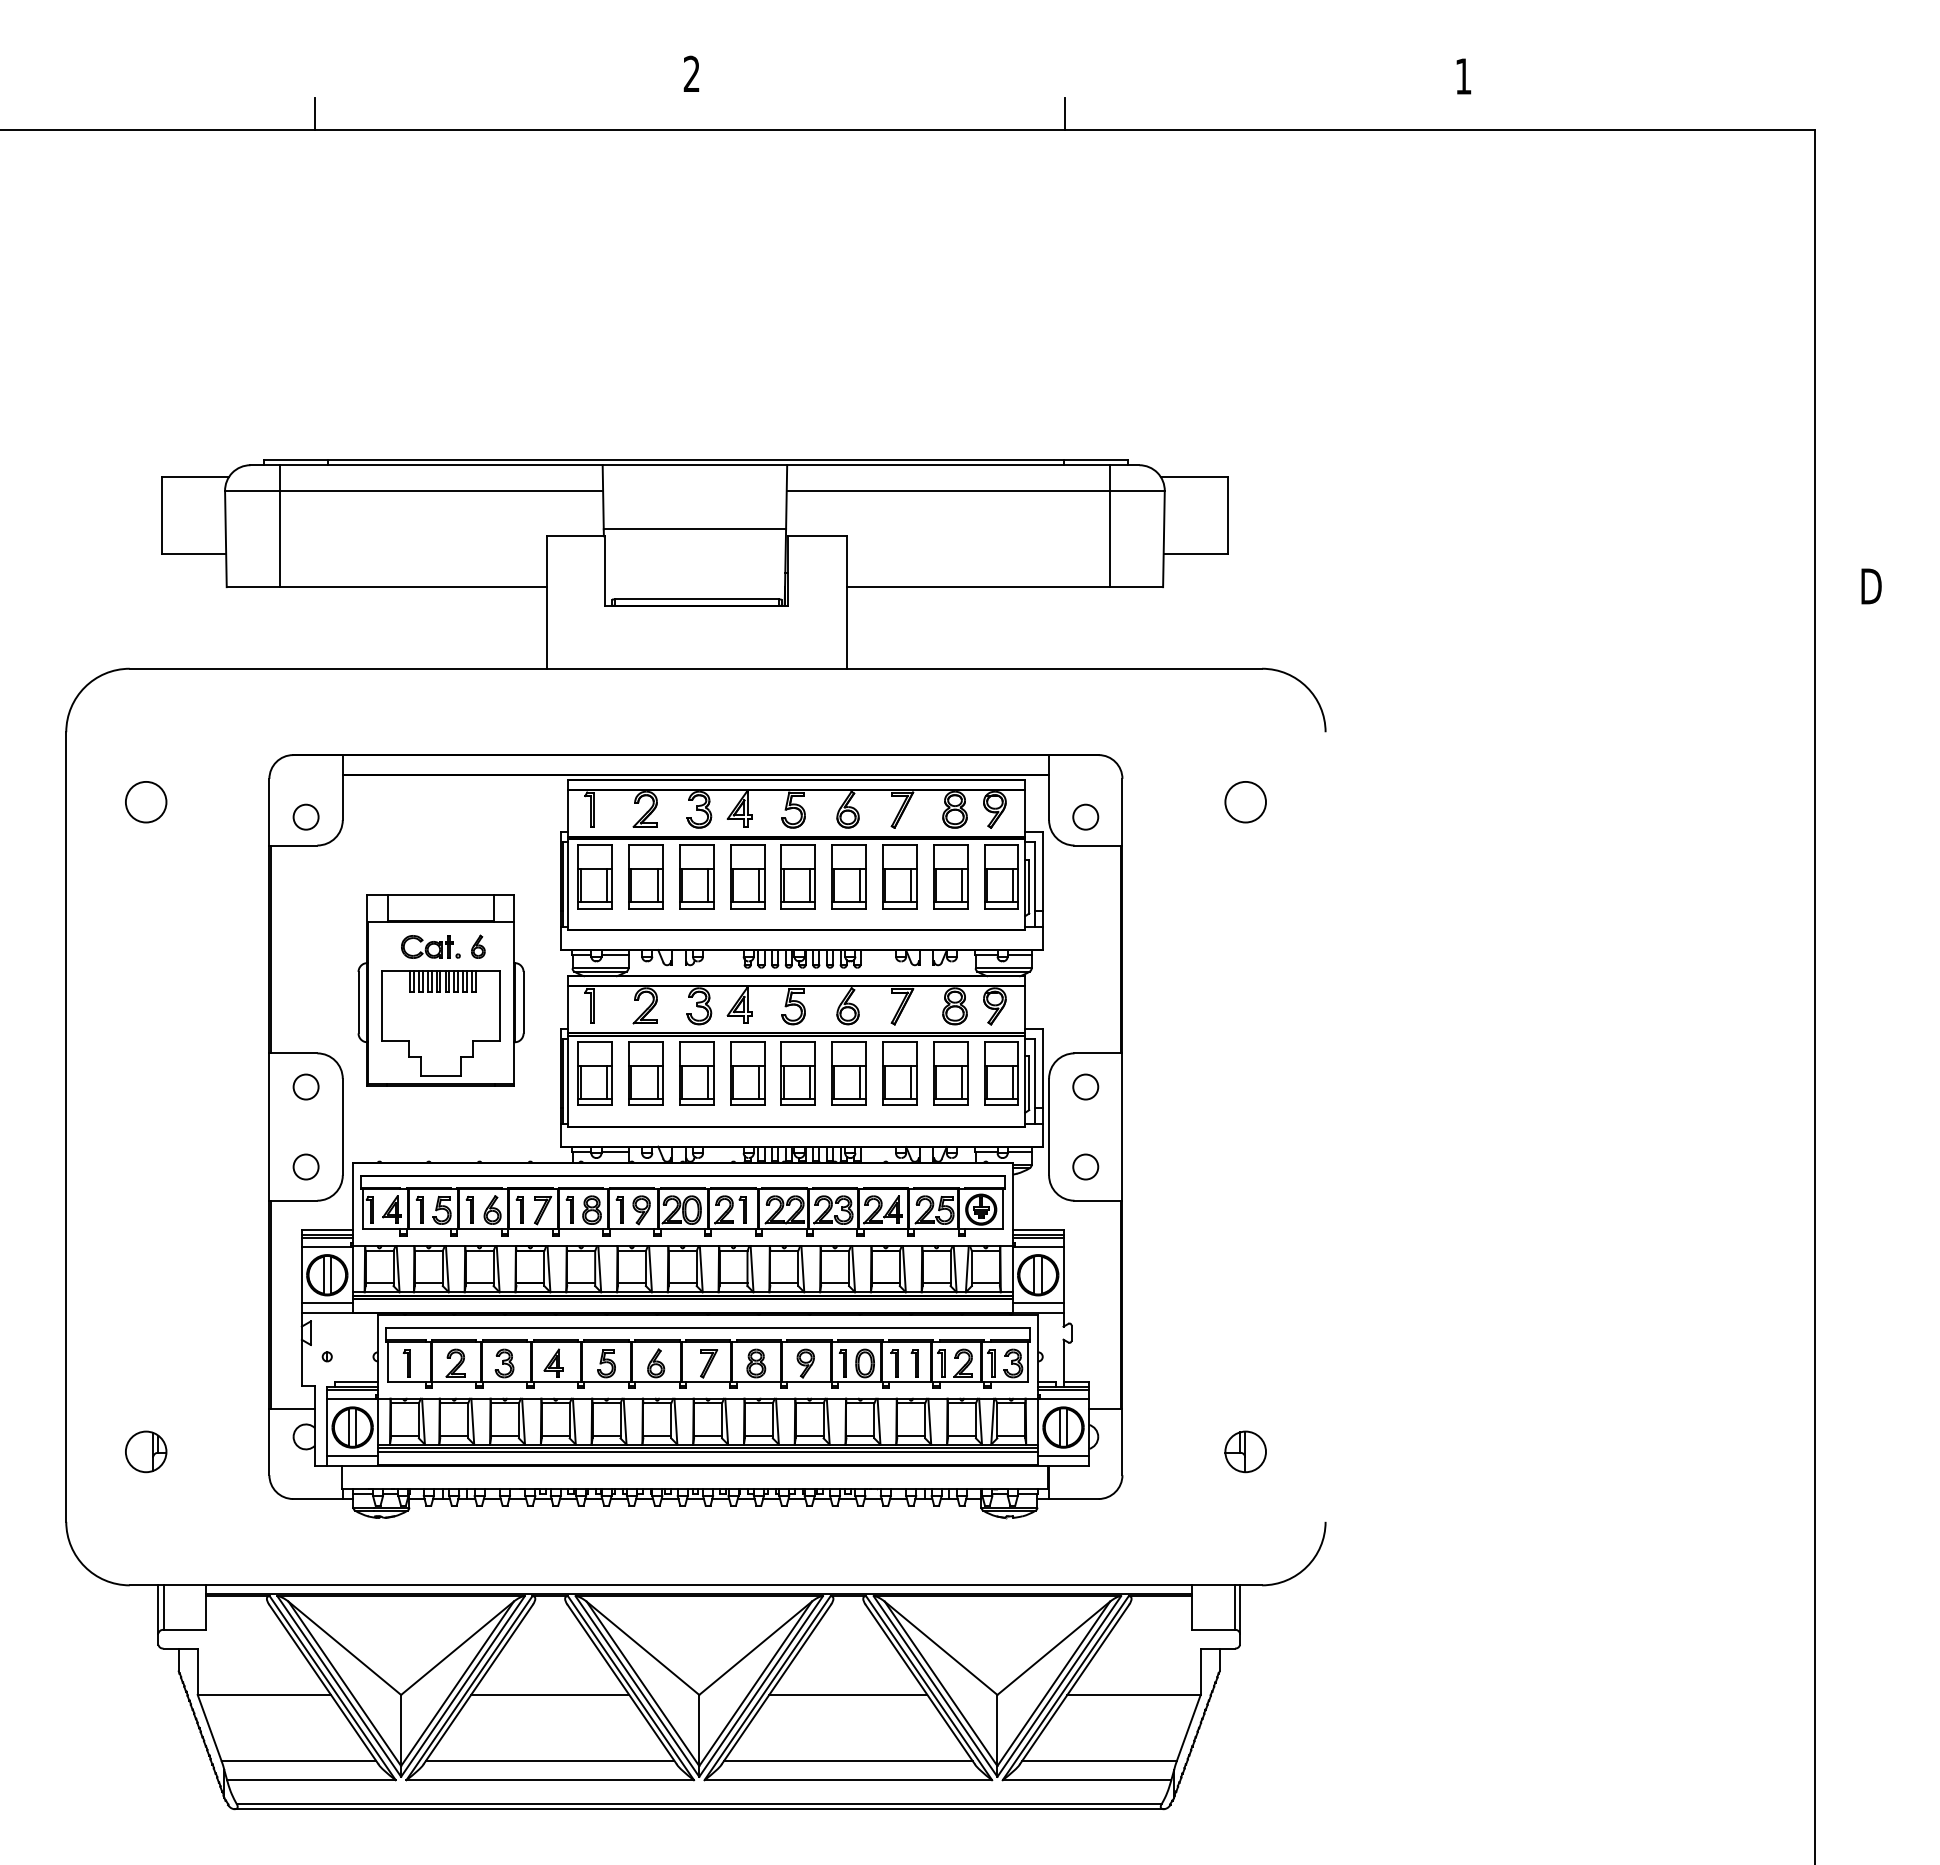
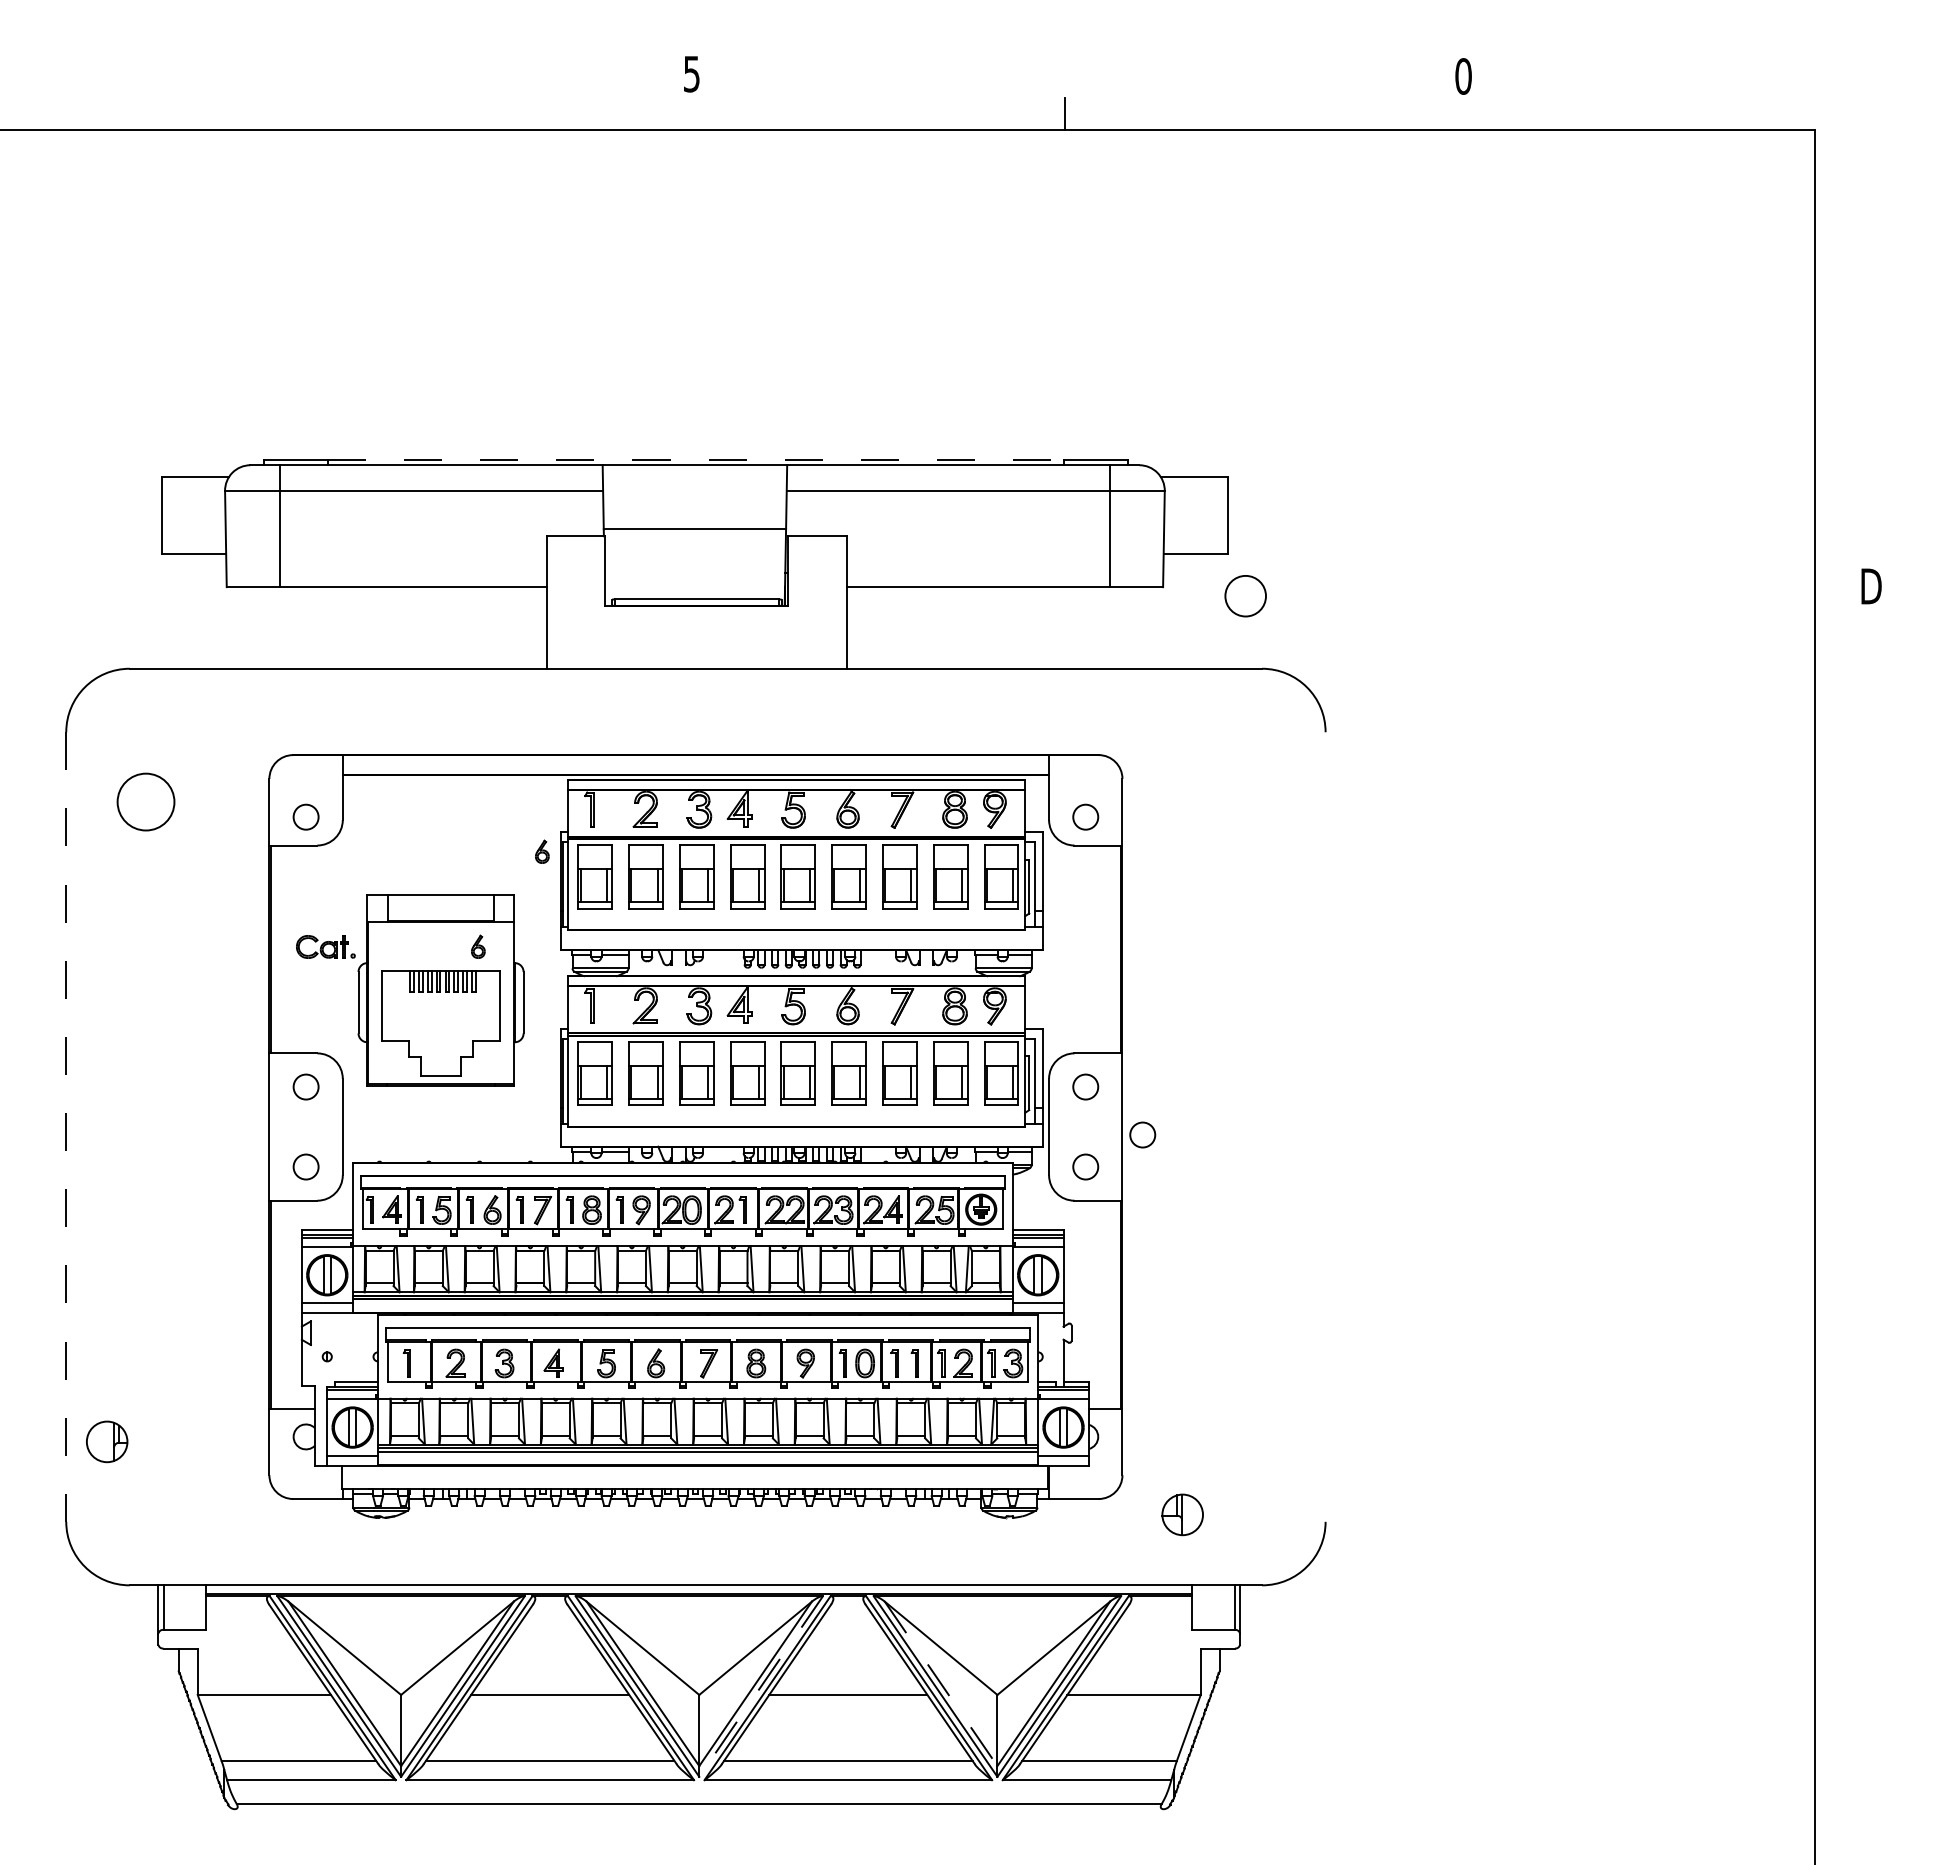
text: 2 -> 5 (691, 73)
text: 1 -> 0 (1463, 76)
line: present -> none (314, 113)
line: solid -> dashed (696, 460)
circle size: 43x43 px -> 60x60 px (145, 801)
circle position: (1245, 802) -> (1245, 596) (1245, 596)
part: none -> present (542, 851)
part position: (430, 946) -> (325, 946) (325, 946)
line: solid -> dashed (66, 1127)
circle: none -> present (1142, 1134)
part position: (146, 1451) -> (107, 1441) (107, 1441)
part position: (1245, 1451) -> (1182, 1514) (1182, 1514)
line: solid -> dashed (941, 1683)
line: solid -> dashed (760, 1686)
line: present -> none (698, 1809)
